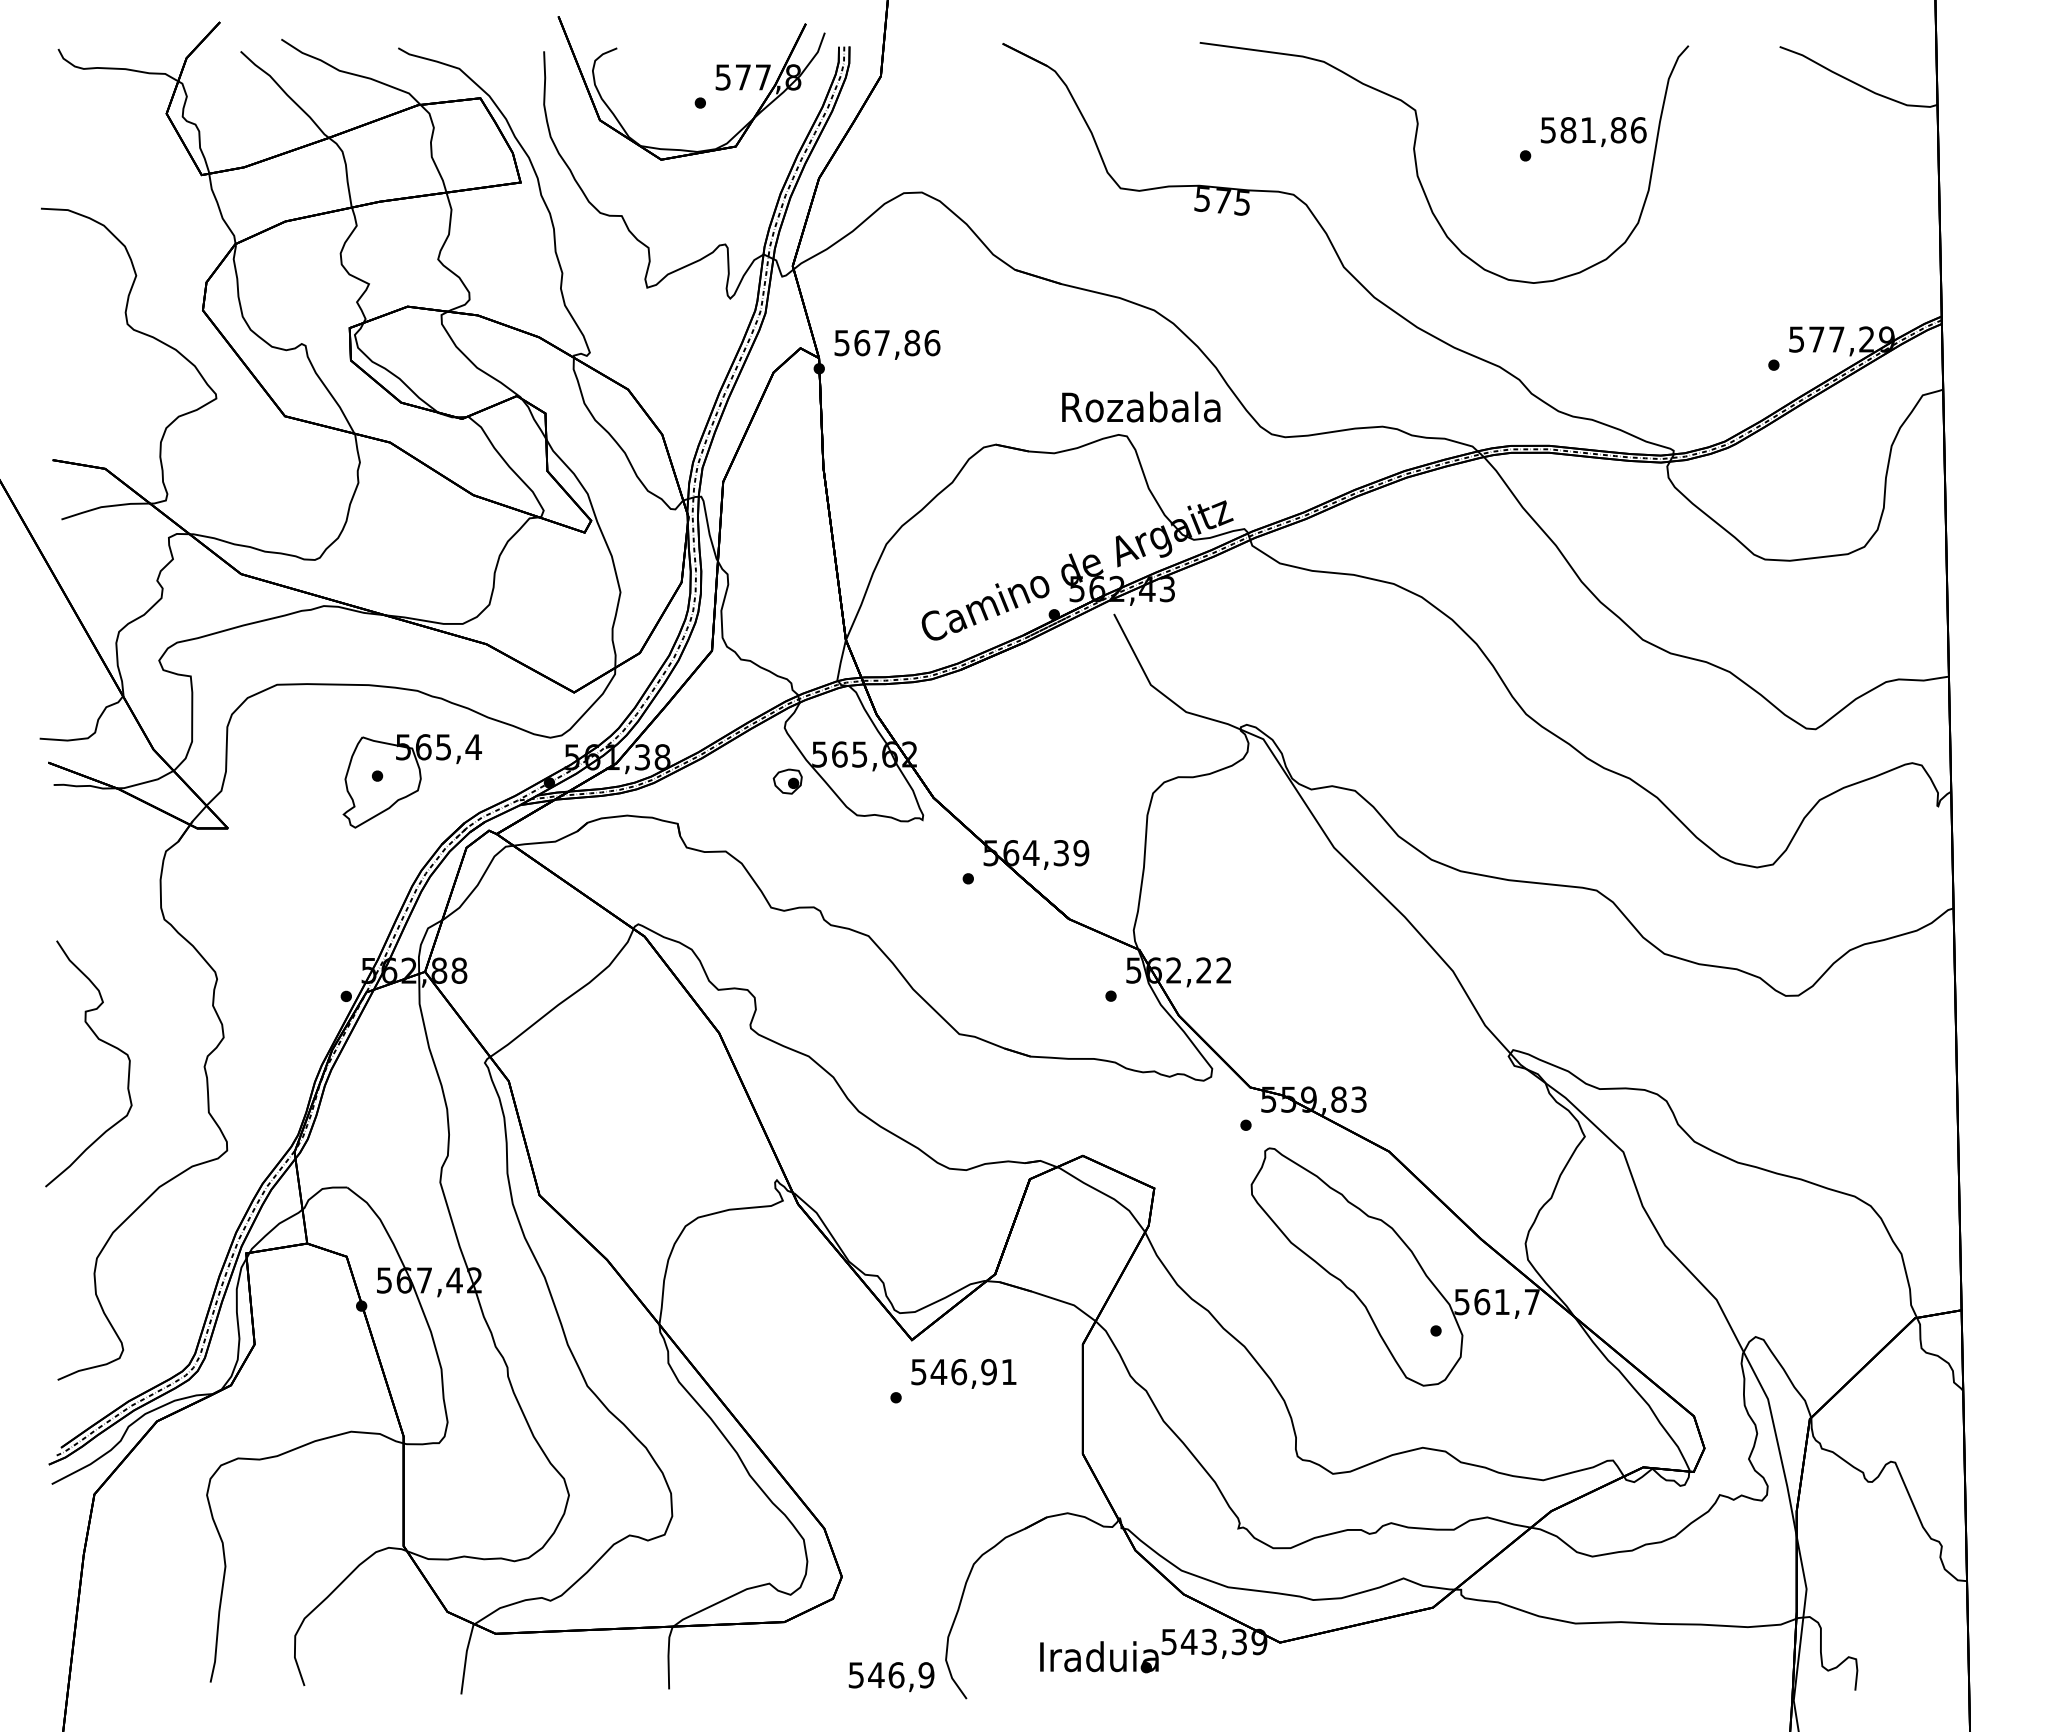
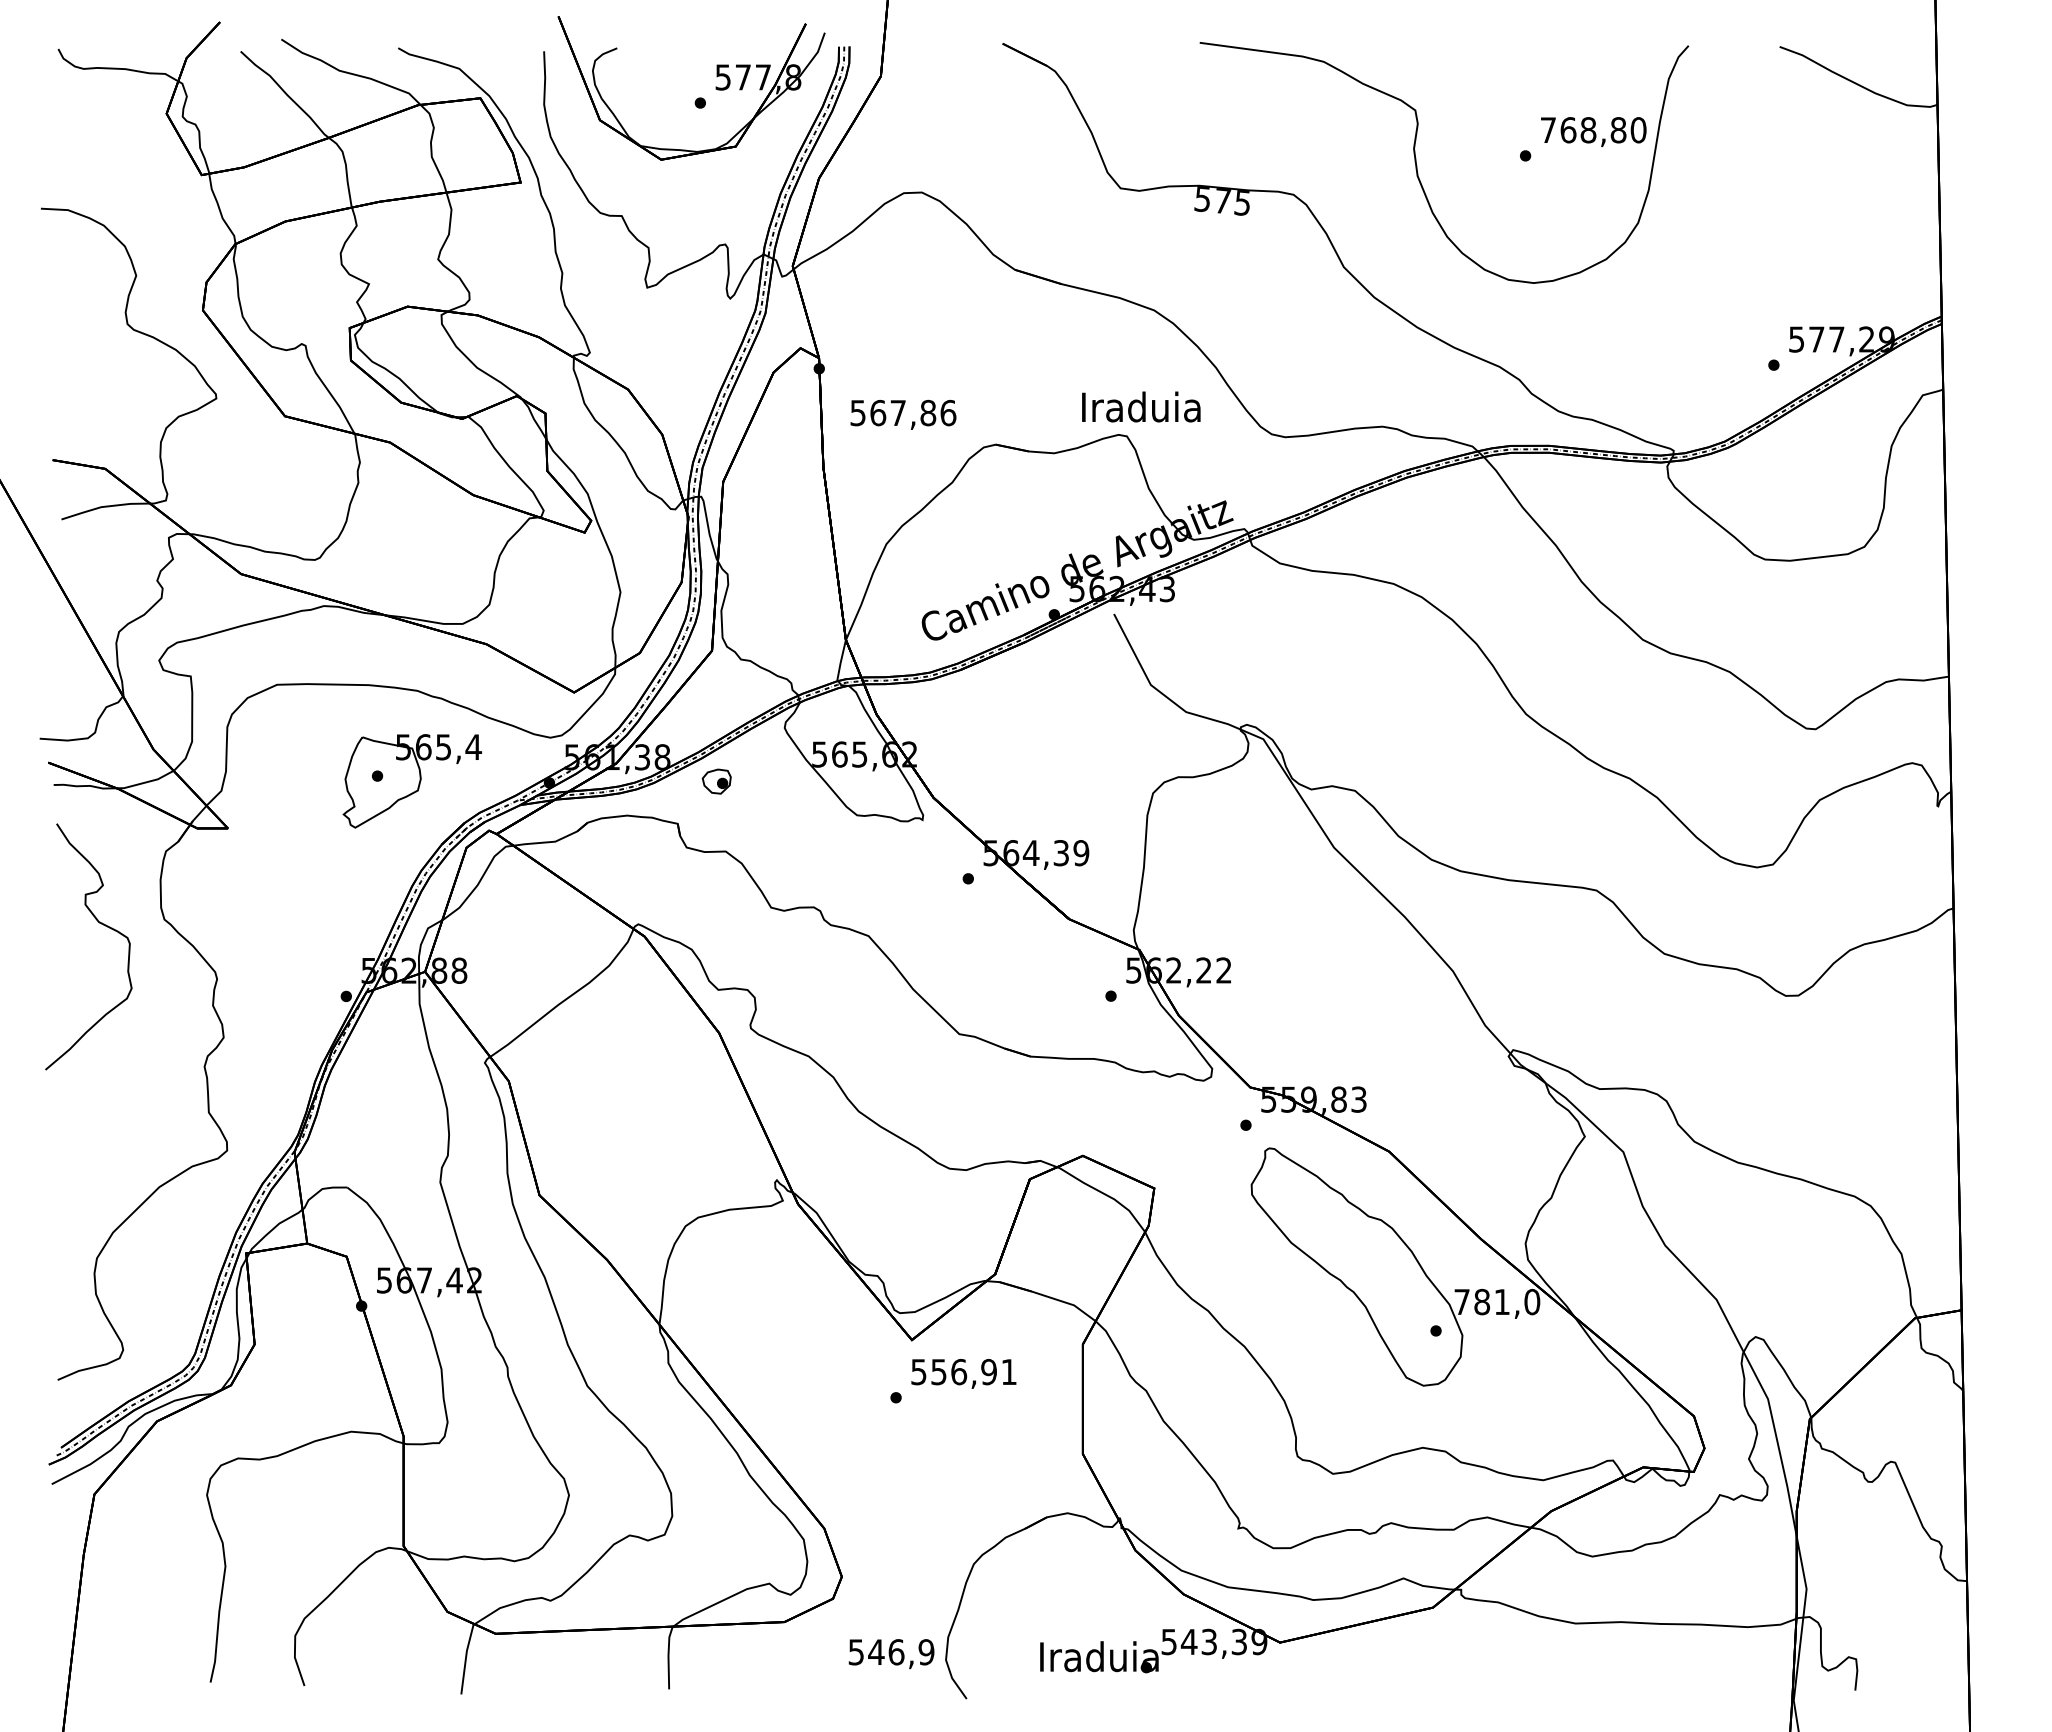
text: 581,86 -> 768,80 (1593, 130)
text position: (887, 344) -> (903, 414) (903, 414)
text: Rozabala -> Iraduia (1141, 406)
part position: (787, 781) -> (716, 781) (716, 781)
curve position: (99, 1040) -> (99, 923) (99, 923)
text: 561,7 -> 781,0 (1497, 1301)
text: 546,91 -> 556,91 (938, 1372)
text position: (891, 1677) -> (891, 1654) (891, 1654)
